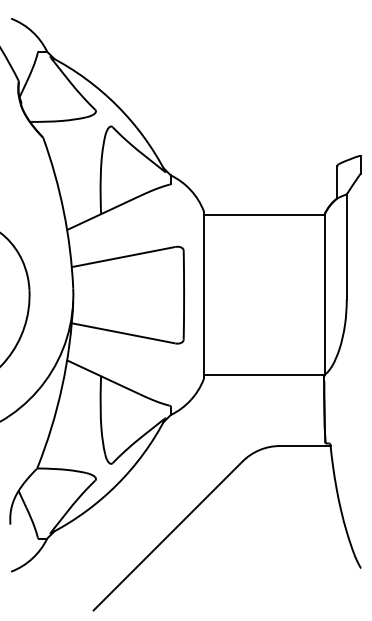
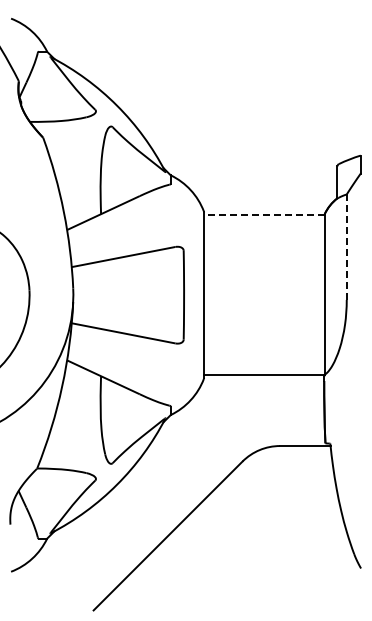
line: solid -> dashed (264, 215)
line: solid -> dashed (346, 247)
